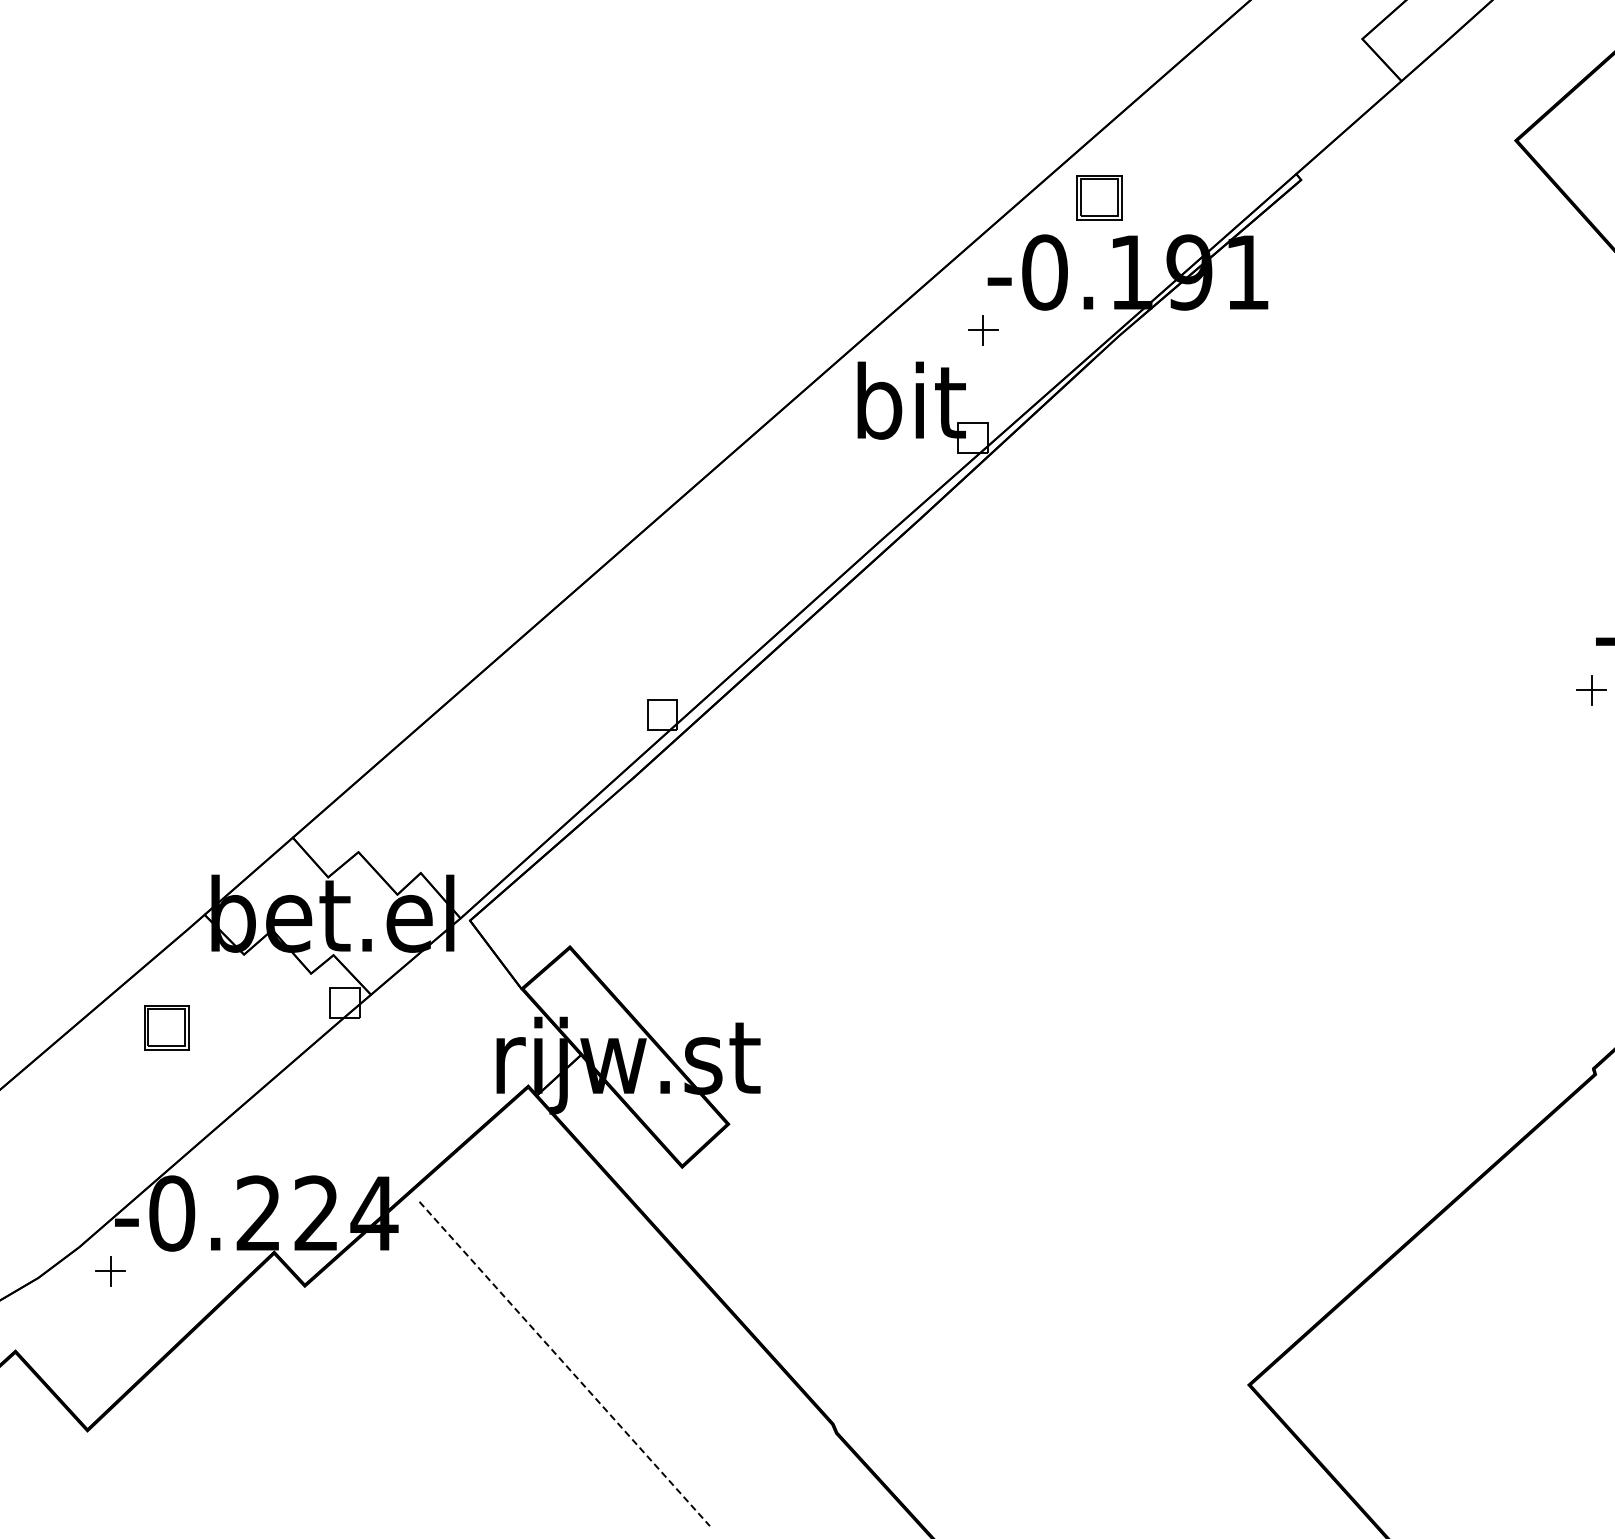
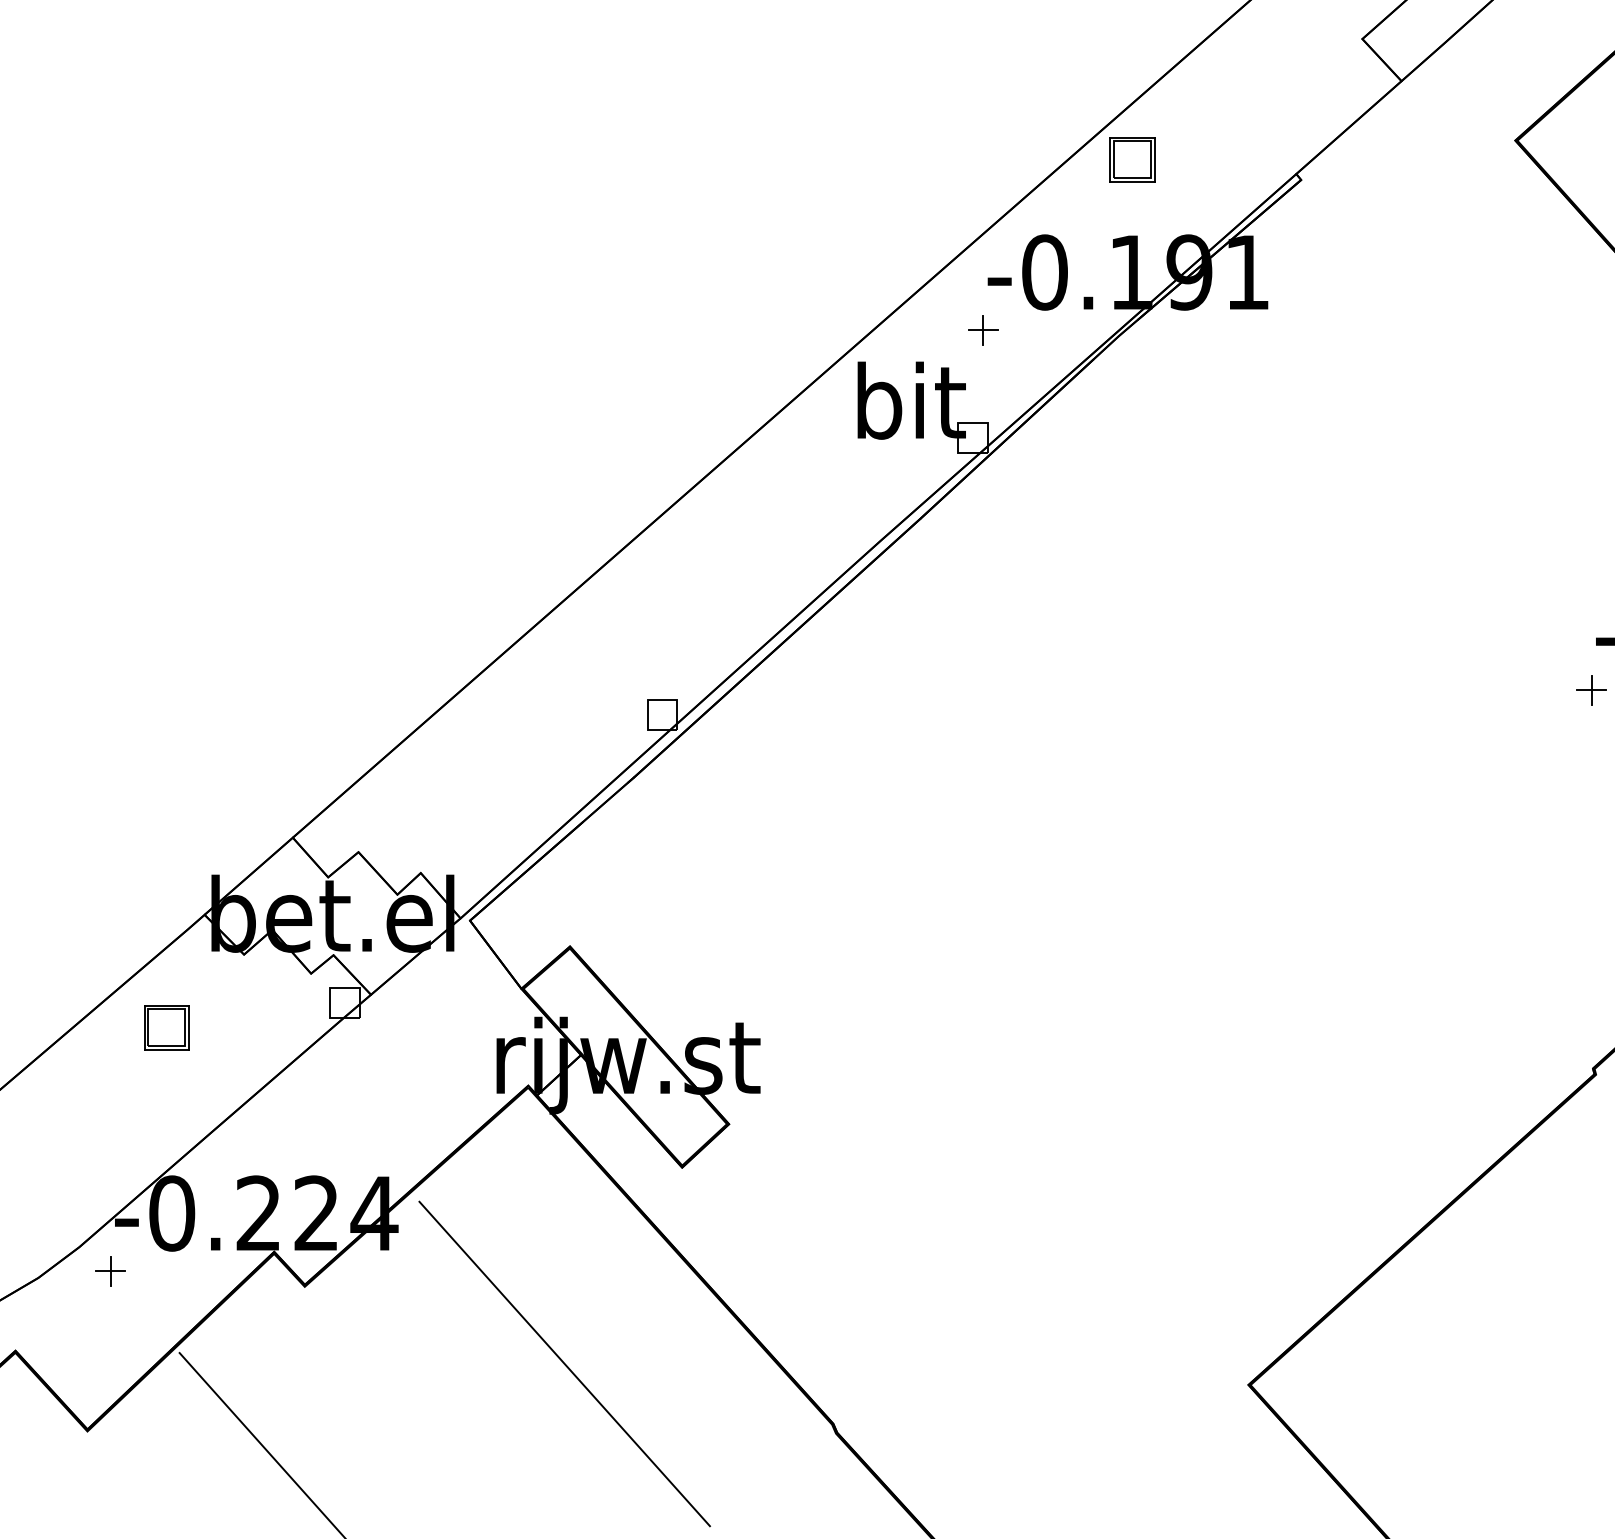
part position: (1099, 197) -> (1132, 159) (1132, 159)
line: dashed -> solid (564, 1364)
line: none -> present (261, 1444)
